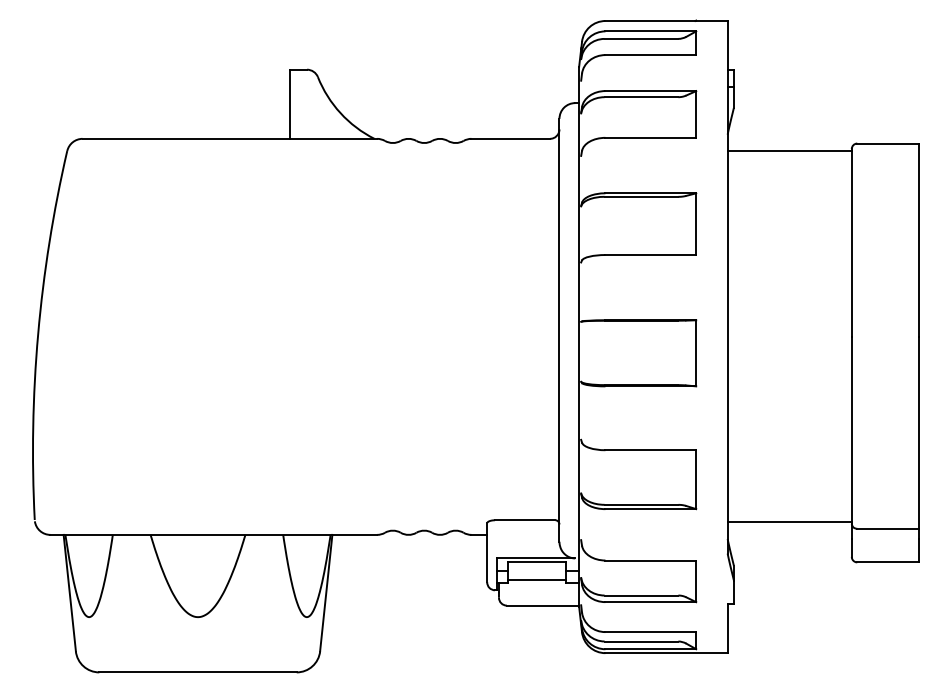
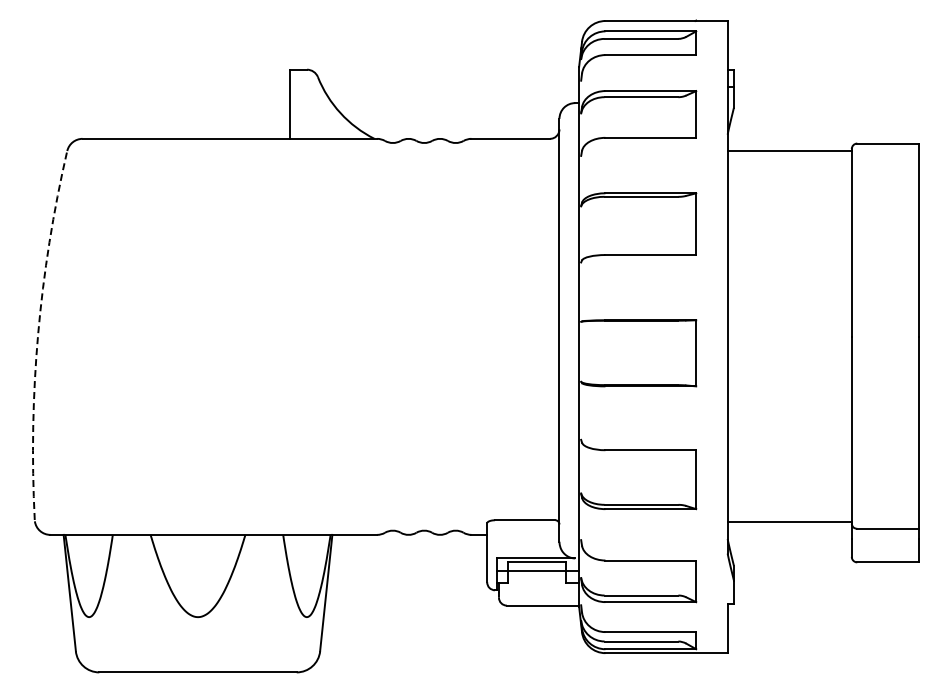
arc: solid -> dashed (38, 334)
line position: (536, 580) -> (536, 571) (536, 571)
